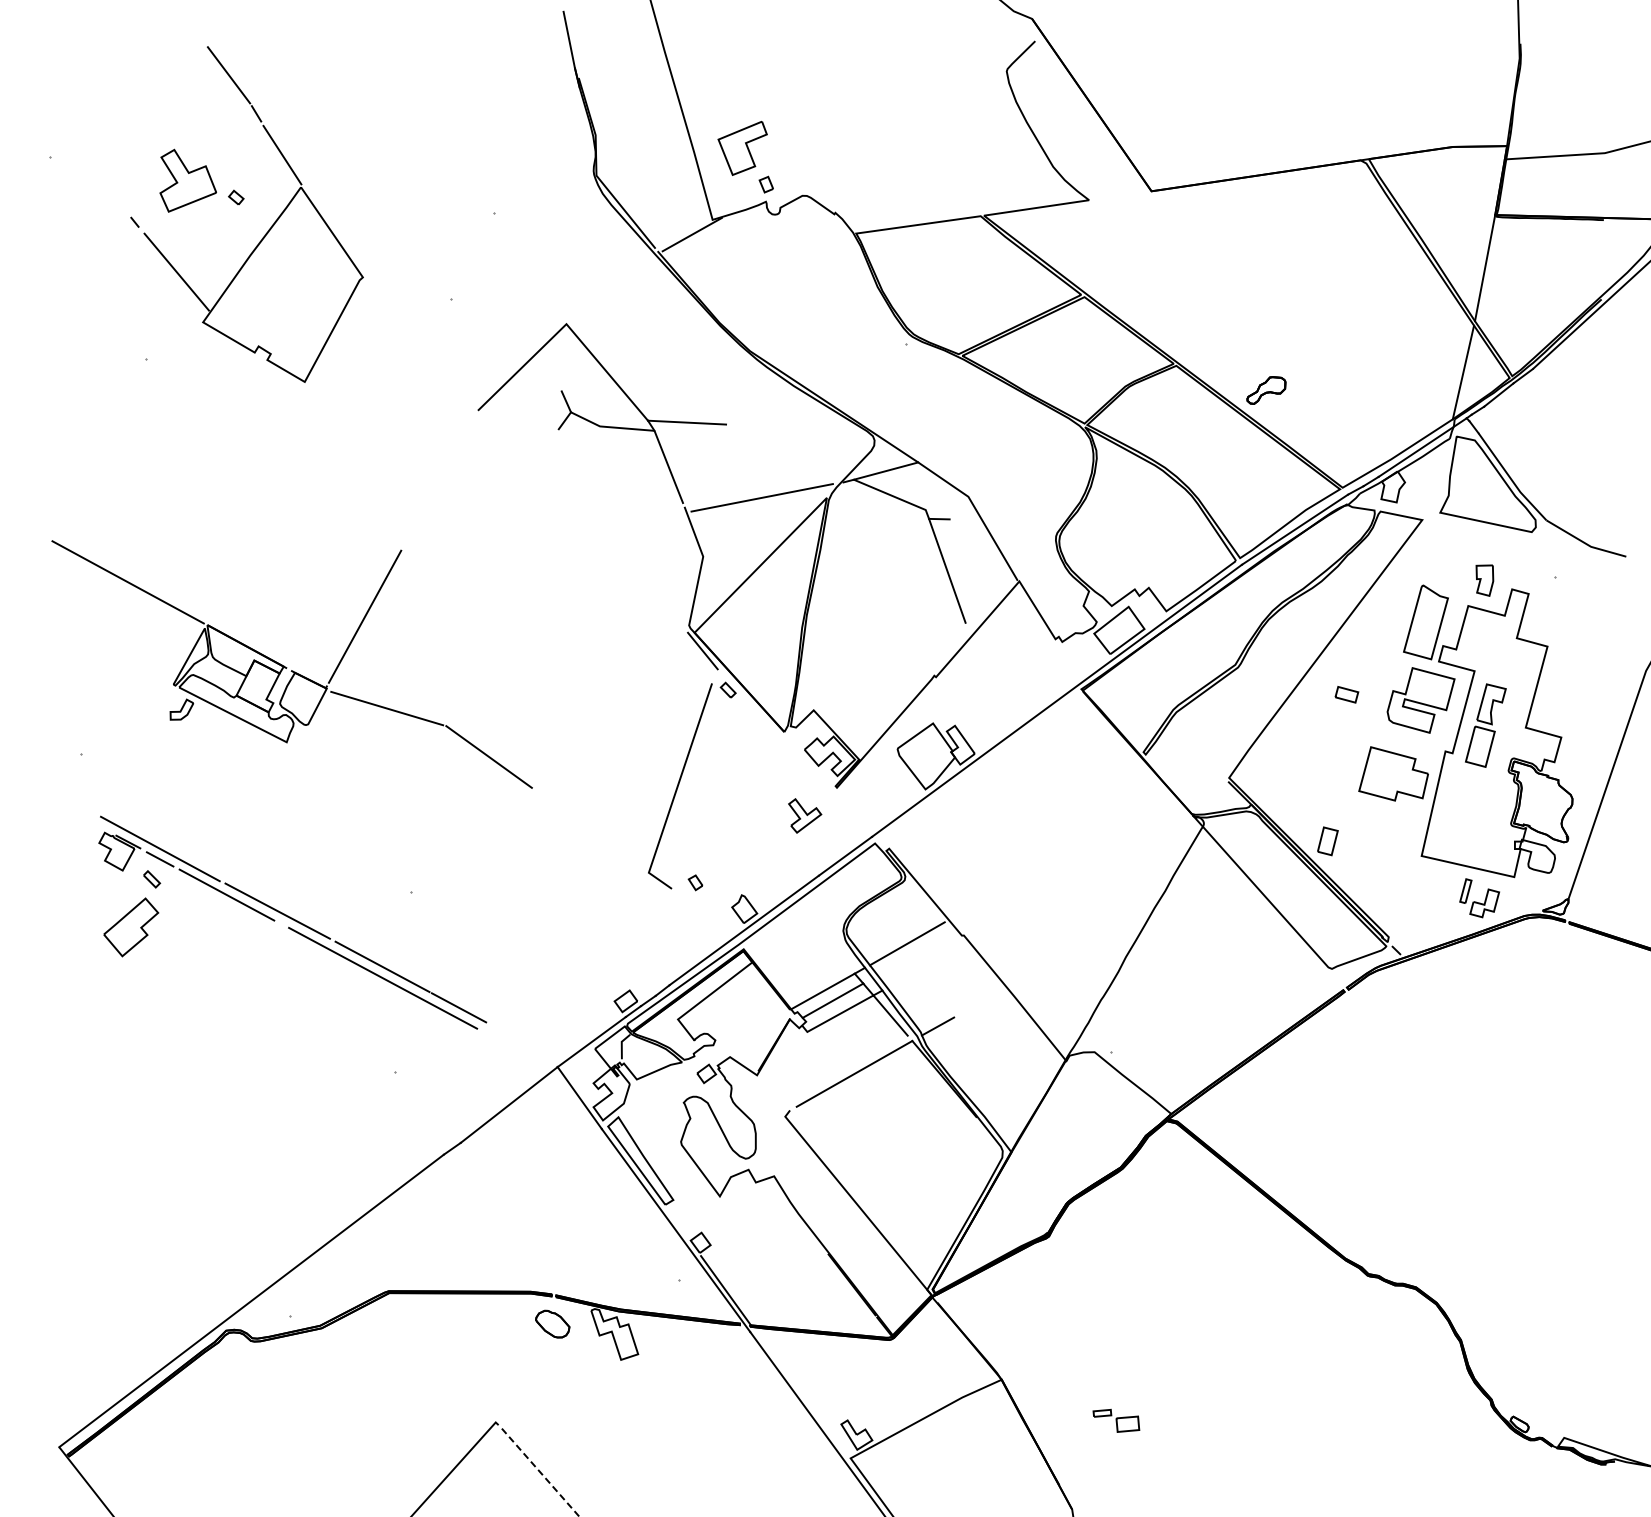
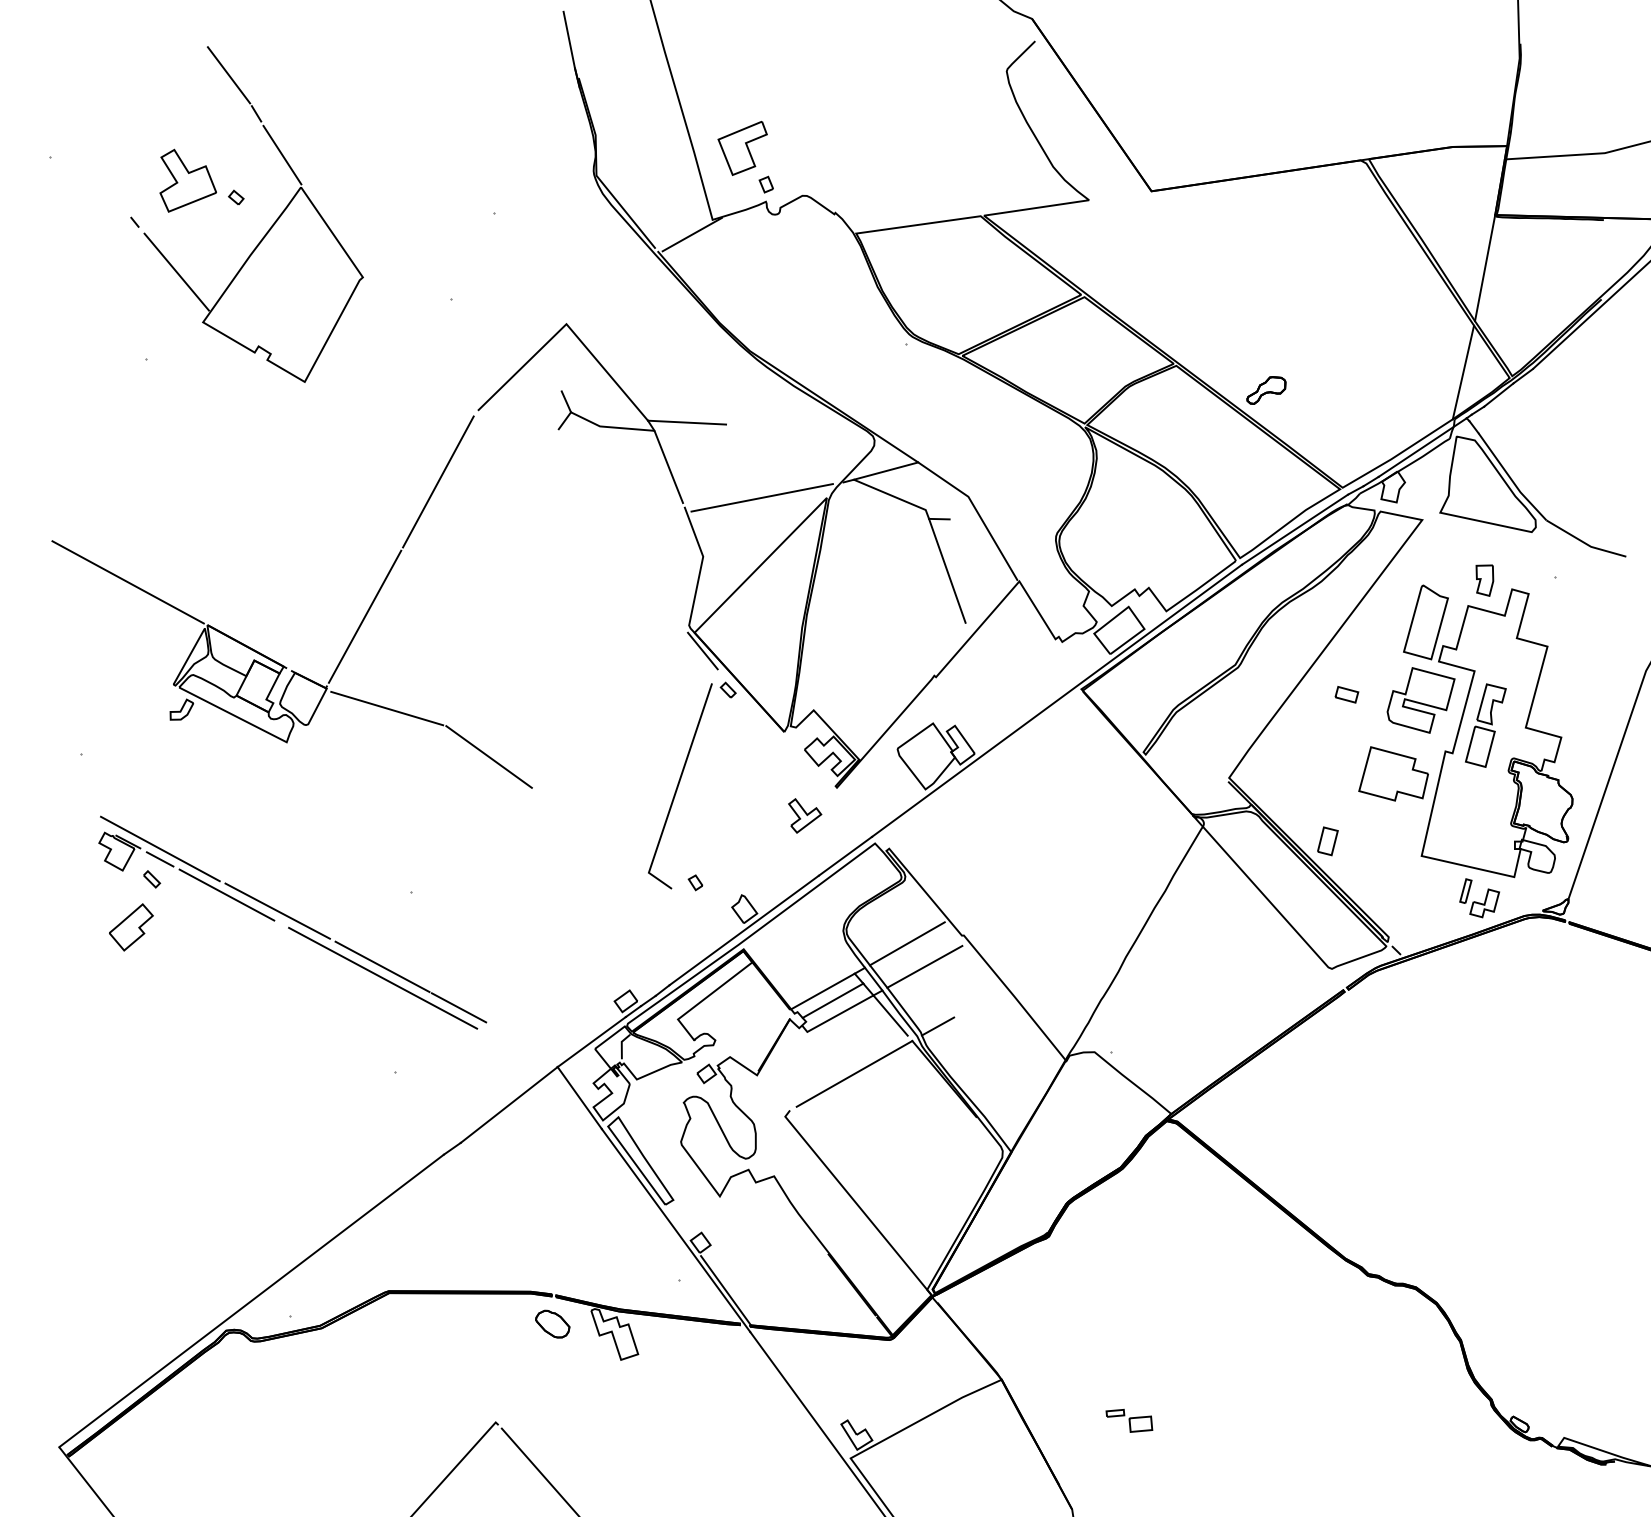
line: none -> present (438, 481)
part size: 57x61 px -> 45x49 px (131, 927)
line: none -> present (924, 966)
part position: (1116, 1420) -> (1129, 1420) (1129, 1420)
line: dashed -> solid (540, 1472)
